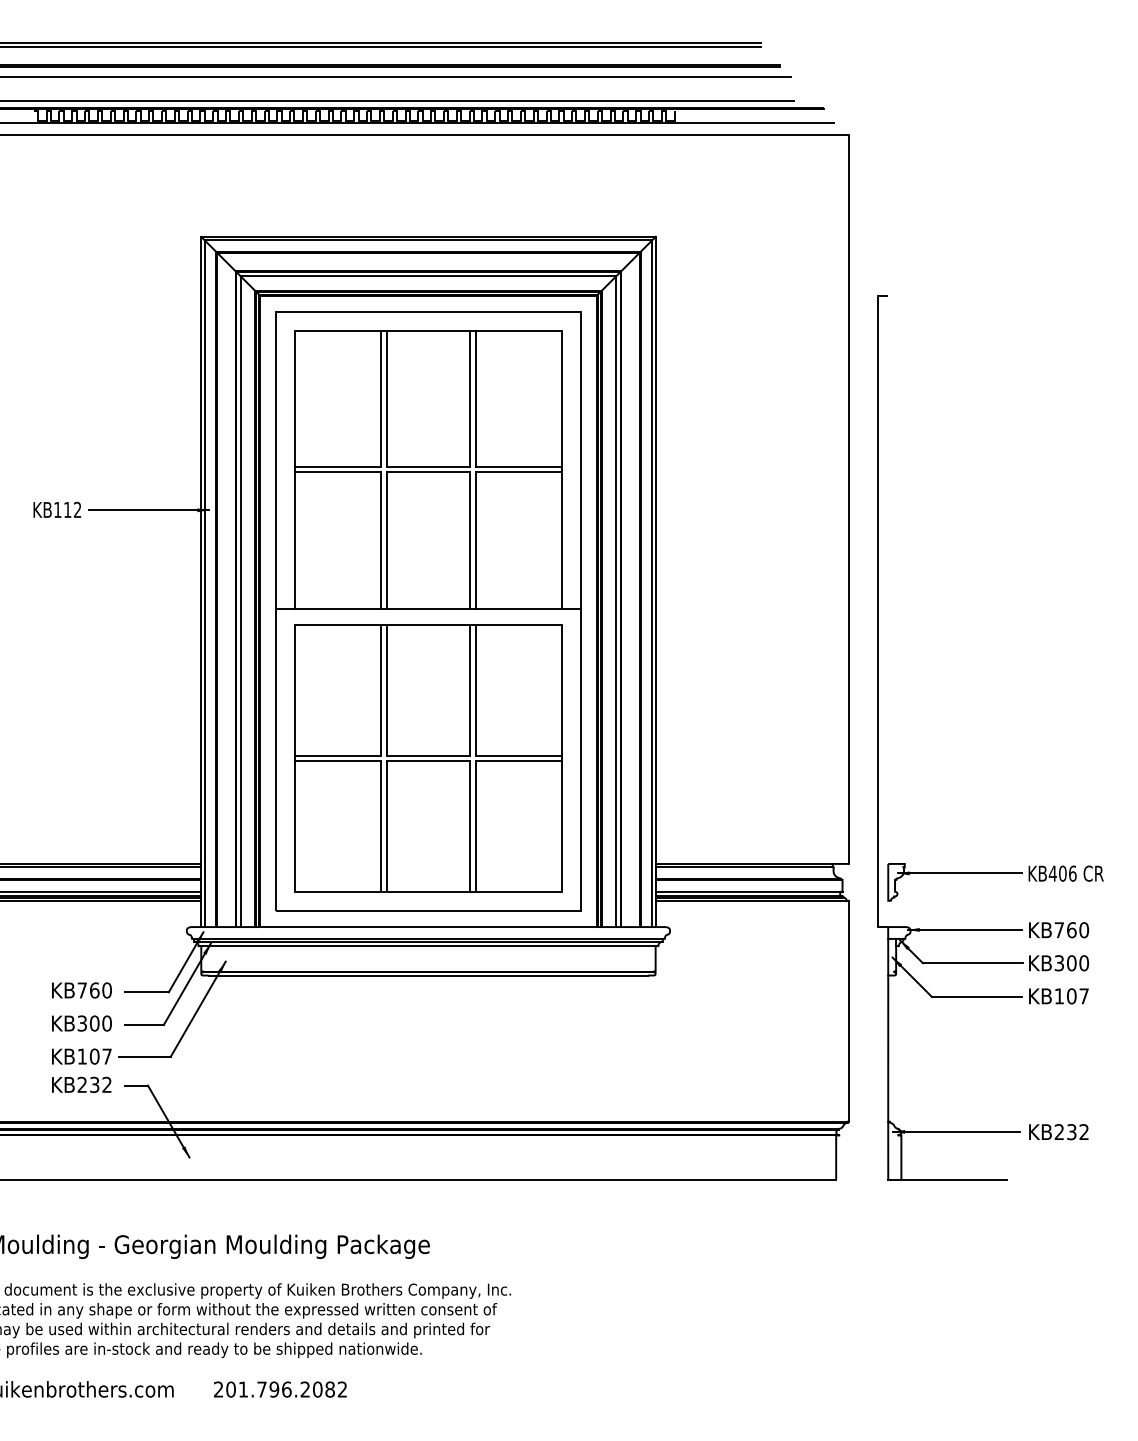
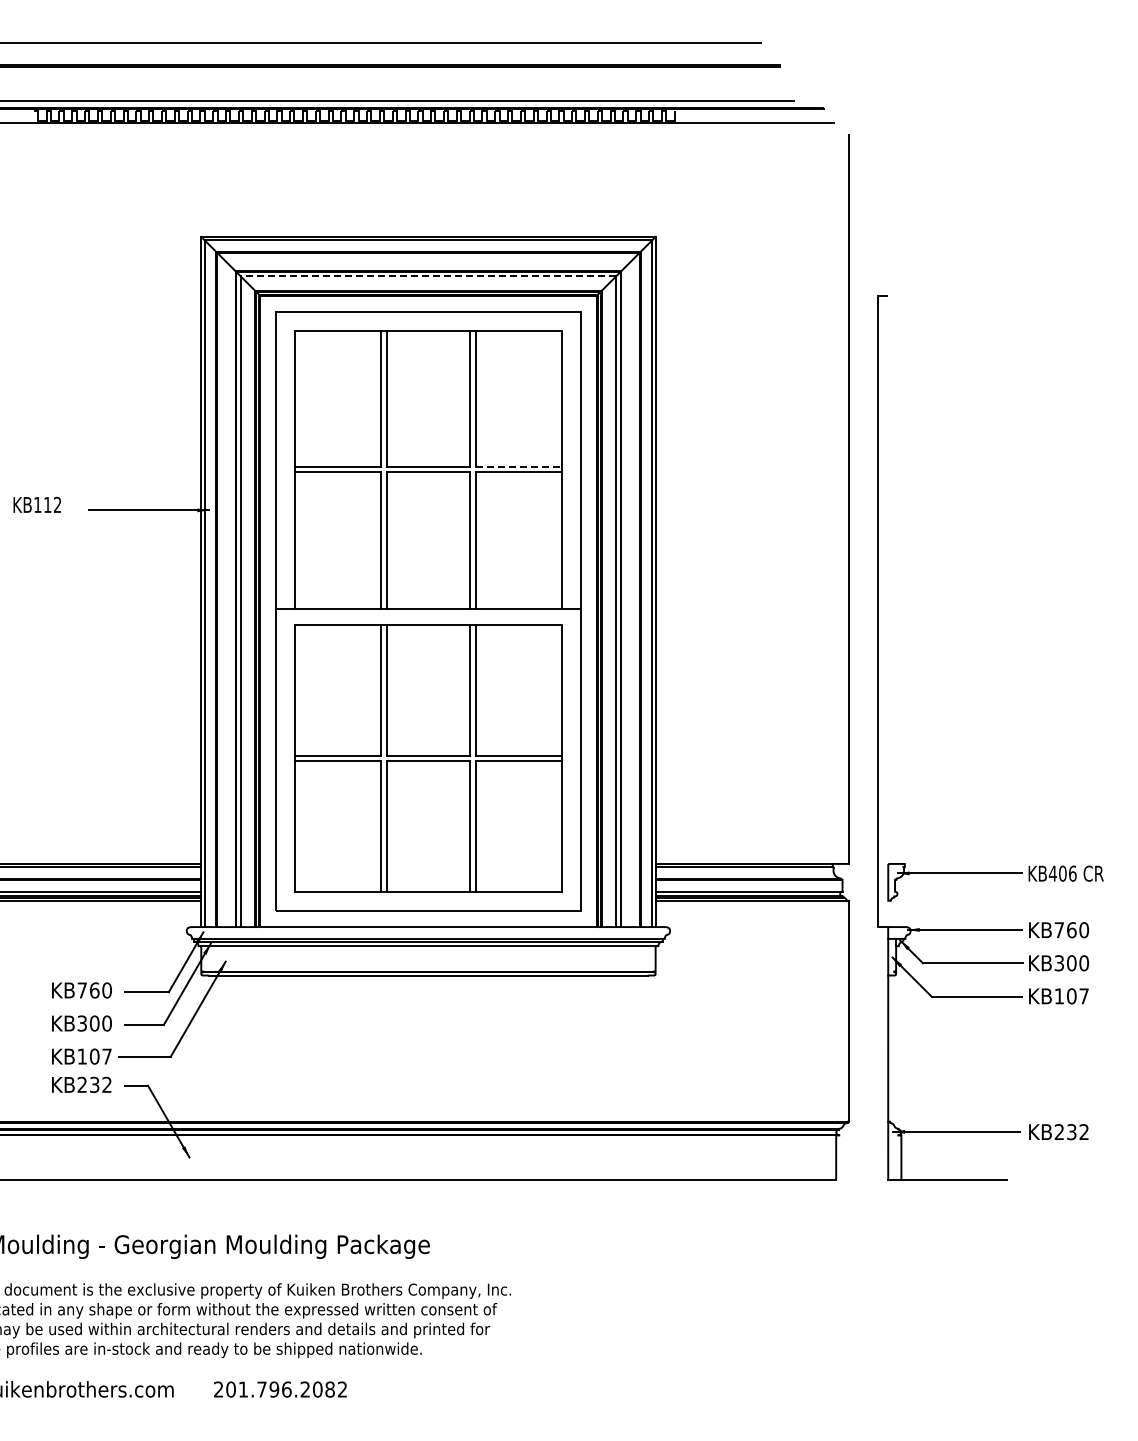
line: present -> none (381, 46)
line: present -> none (396, 77)
line: present -> none (424, 134)
line: solid -> dashed (428, 276)
line: solid -> dashed (519, 467)
text position: (56, 509) -> (36, 504) (36, 504)
